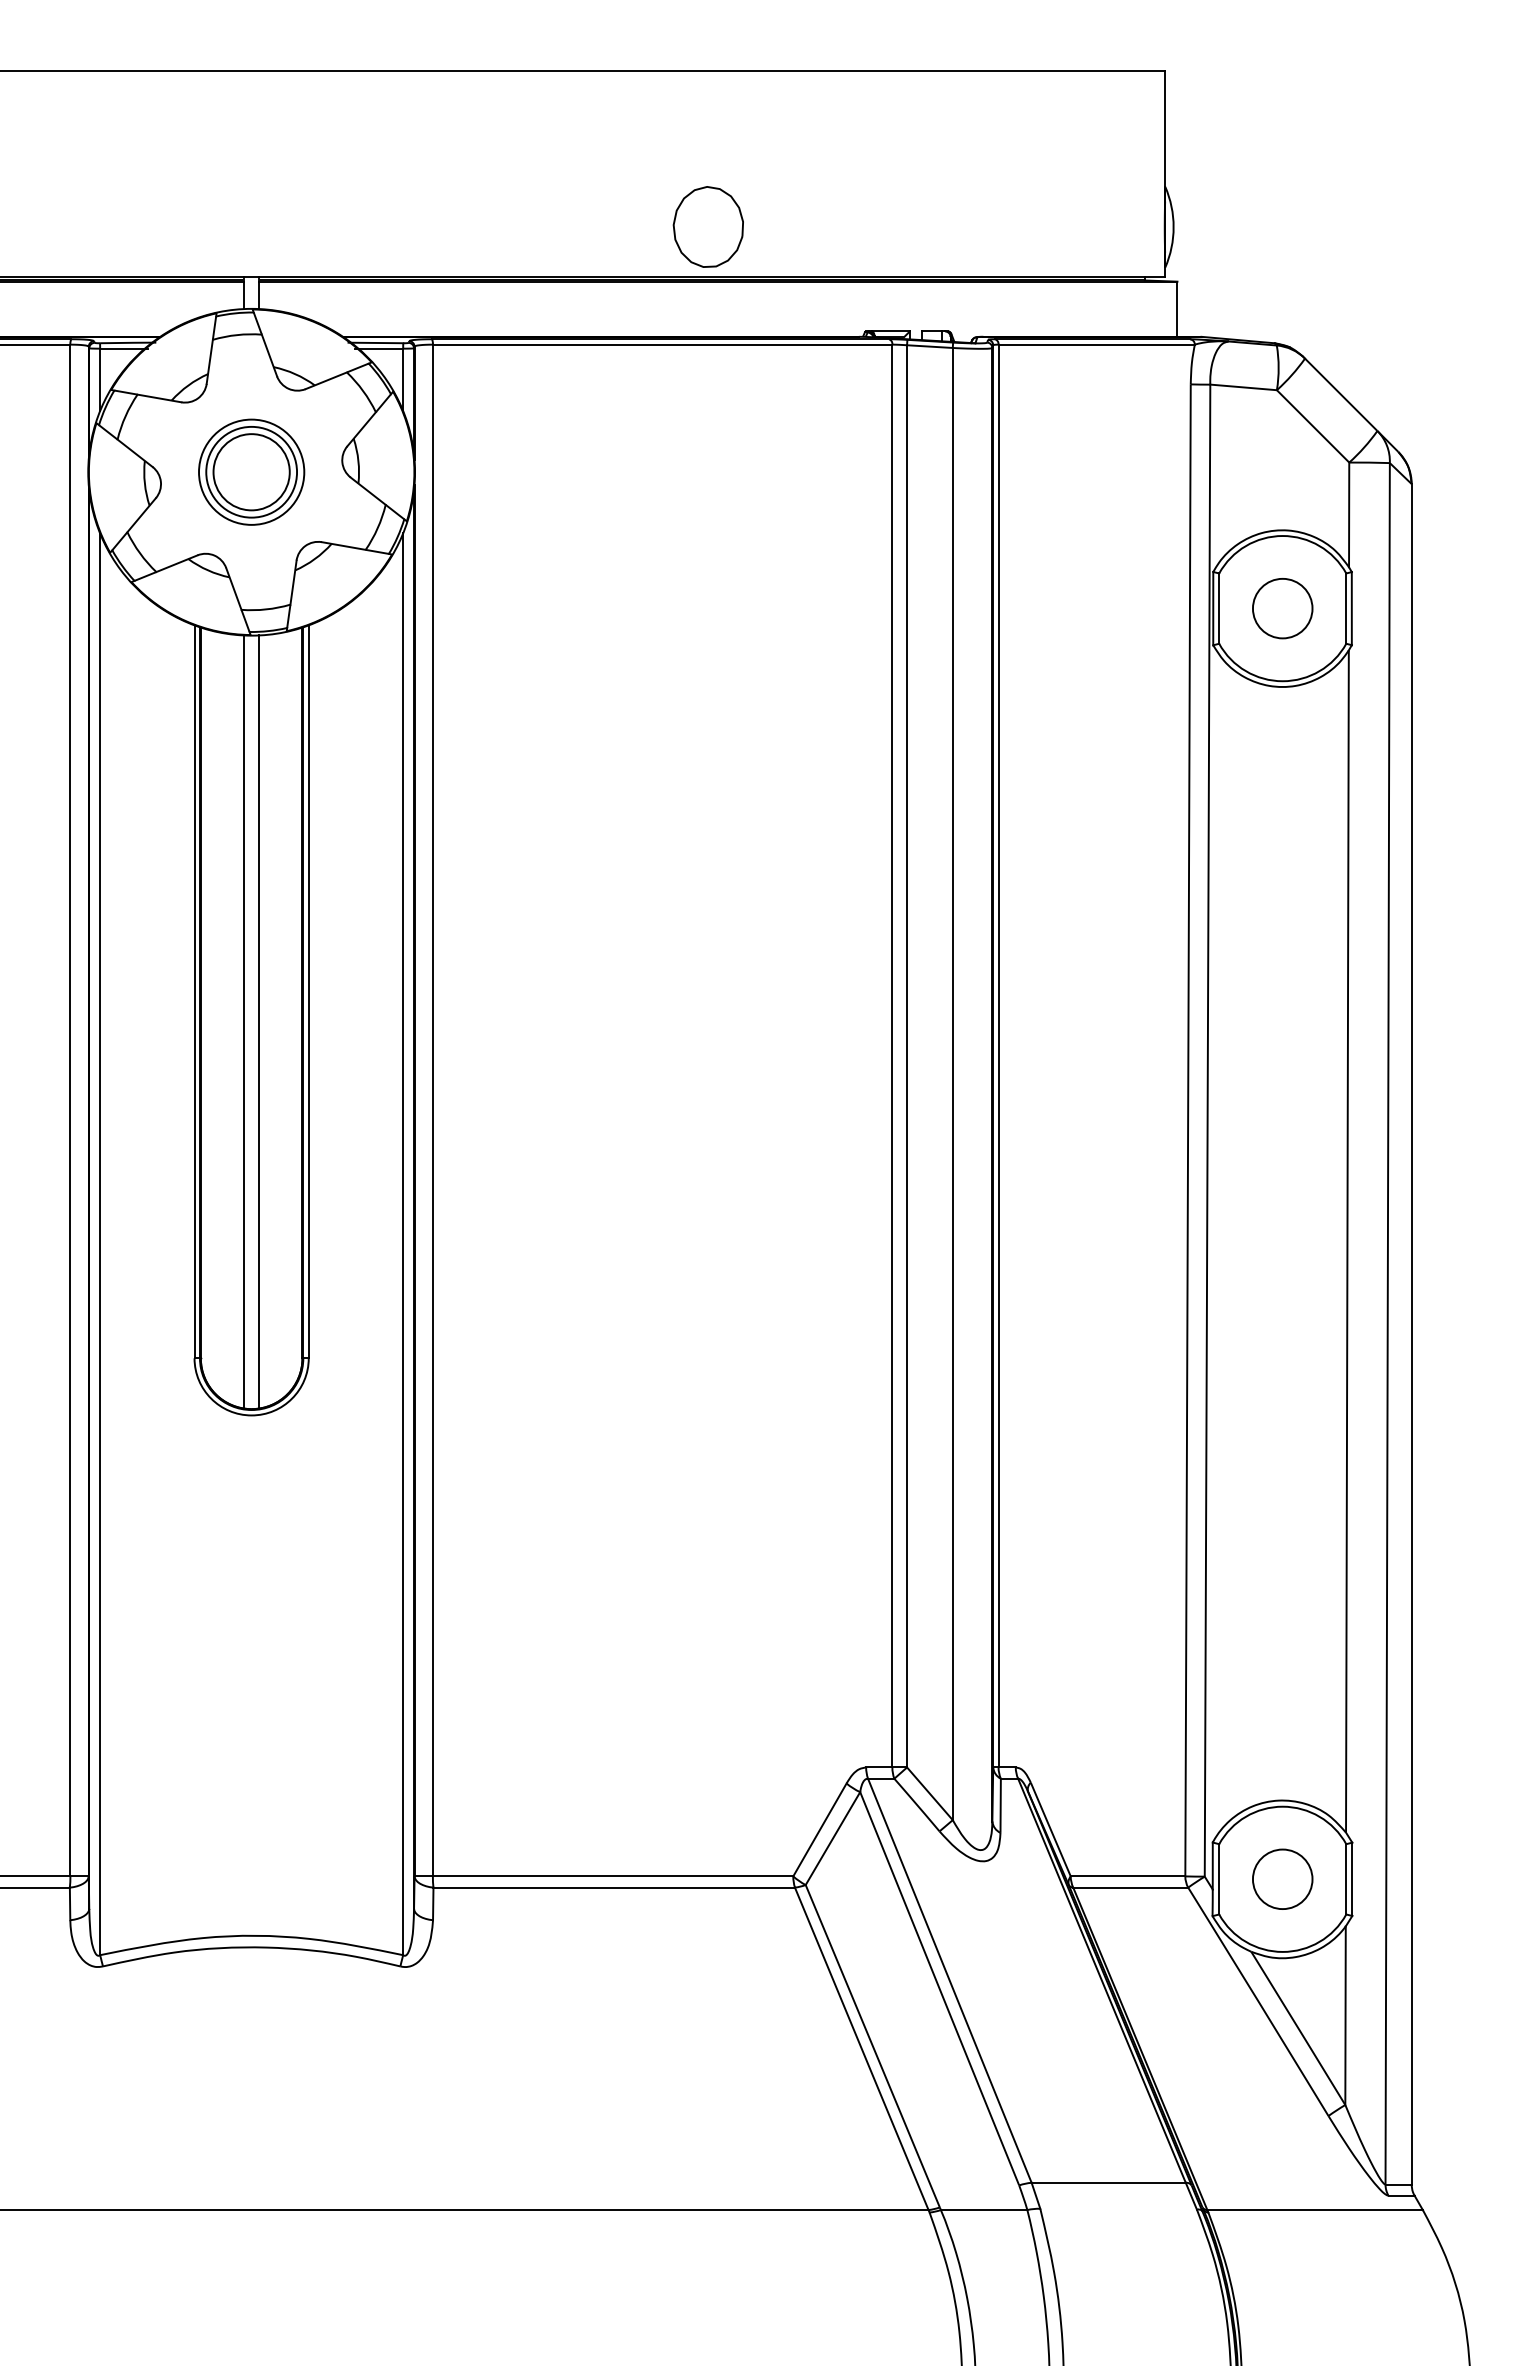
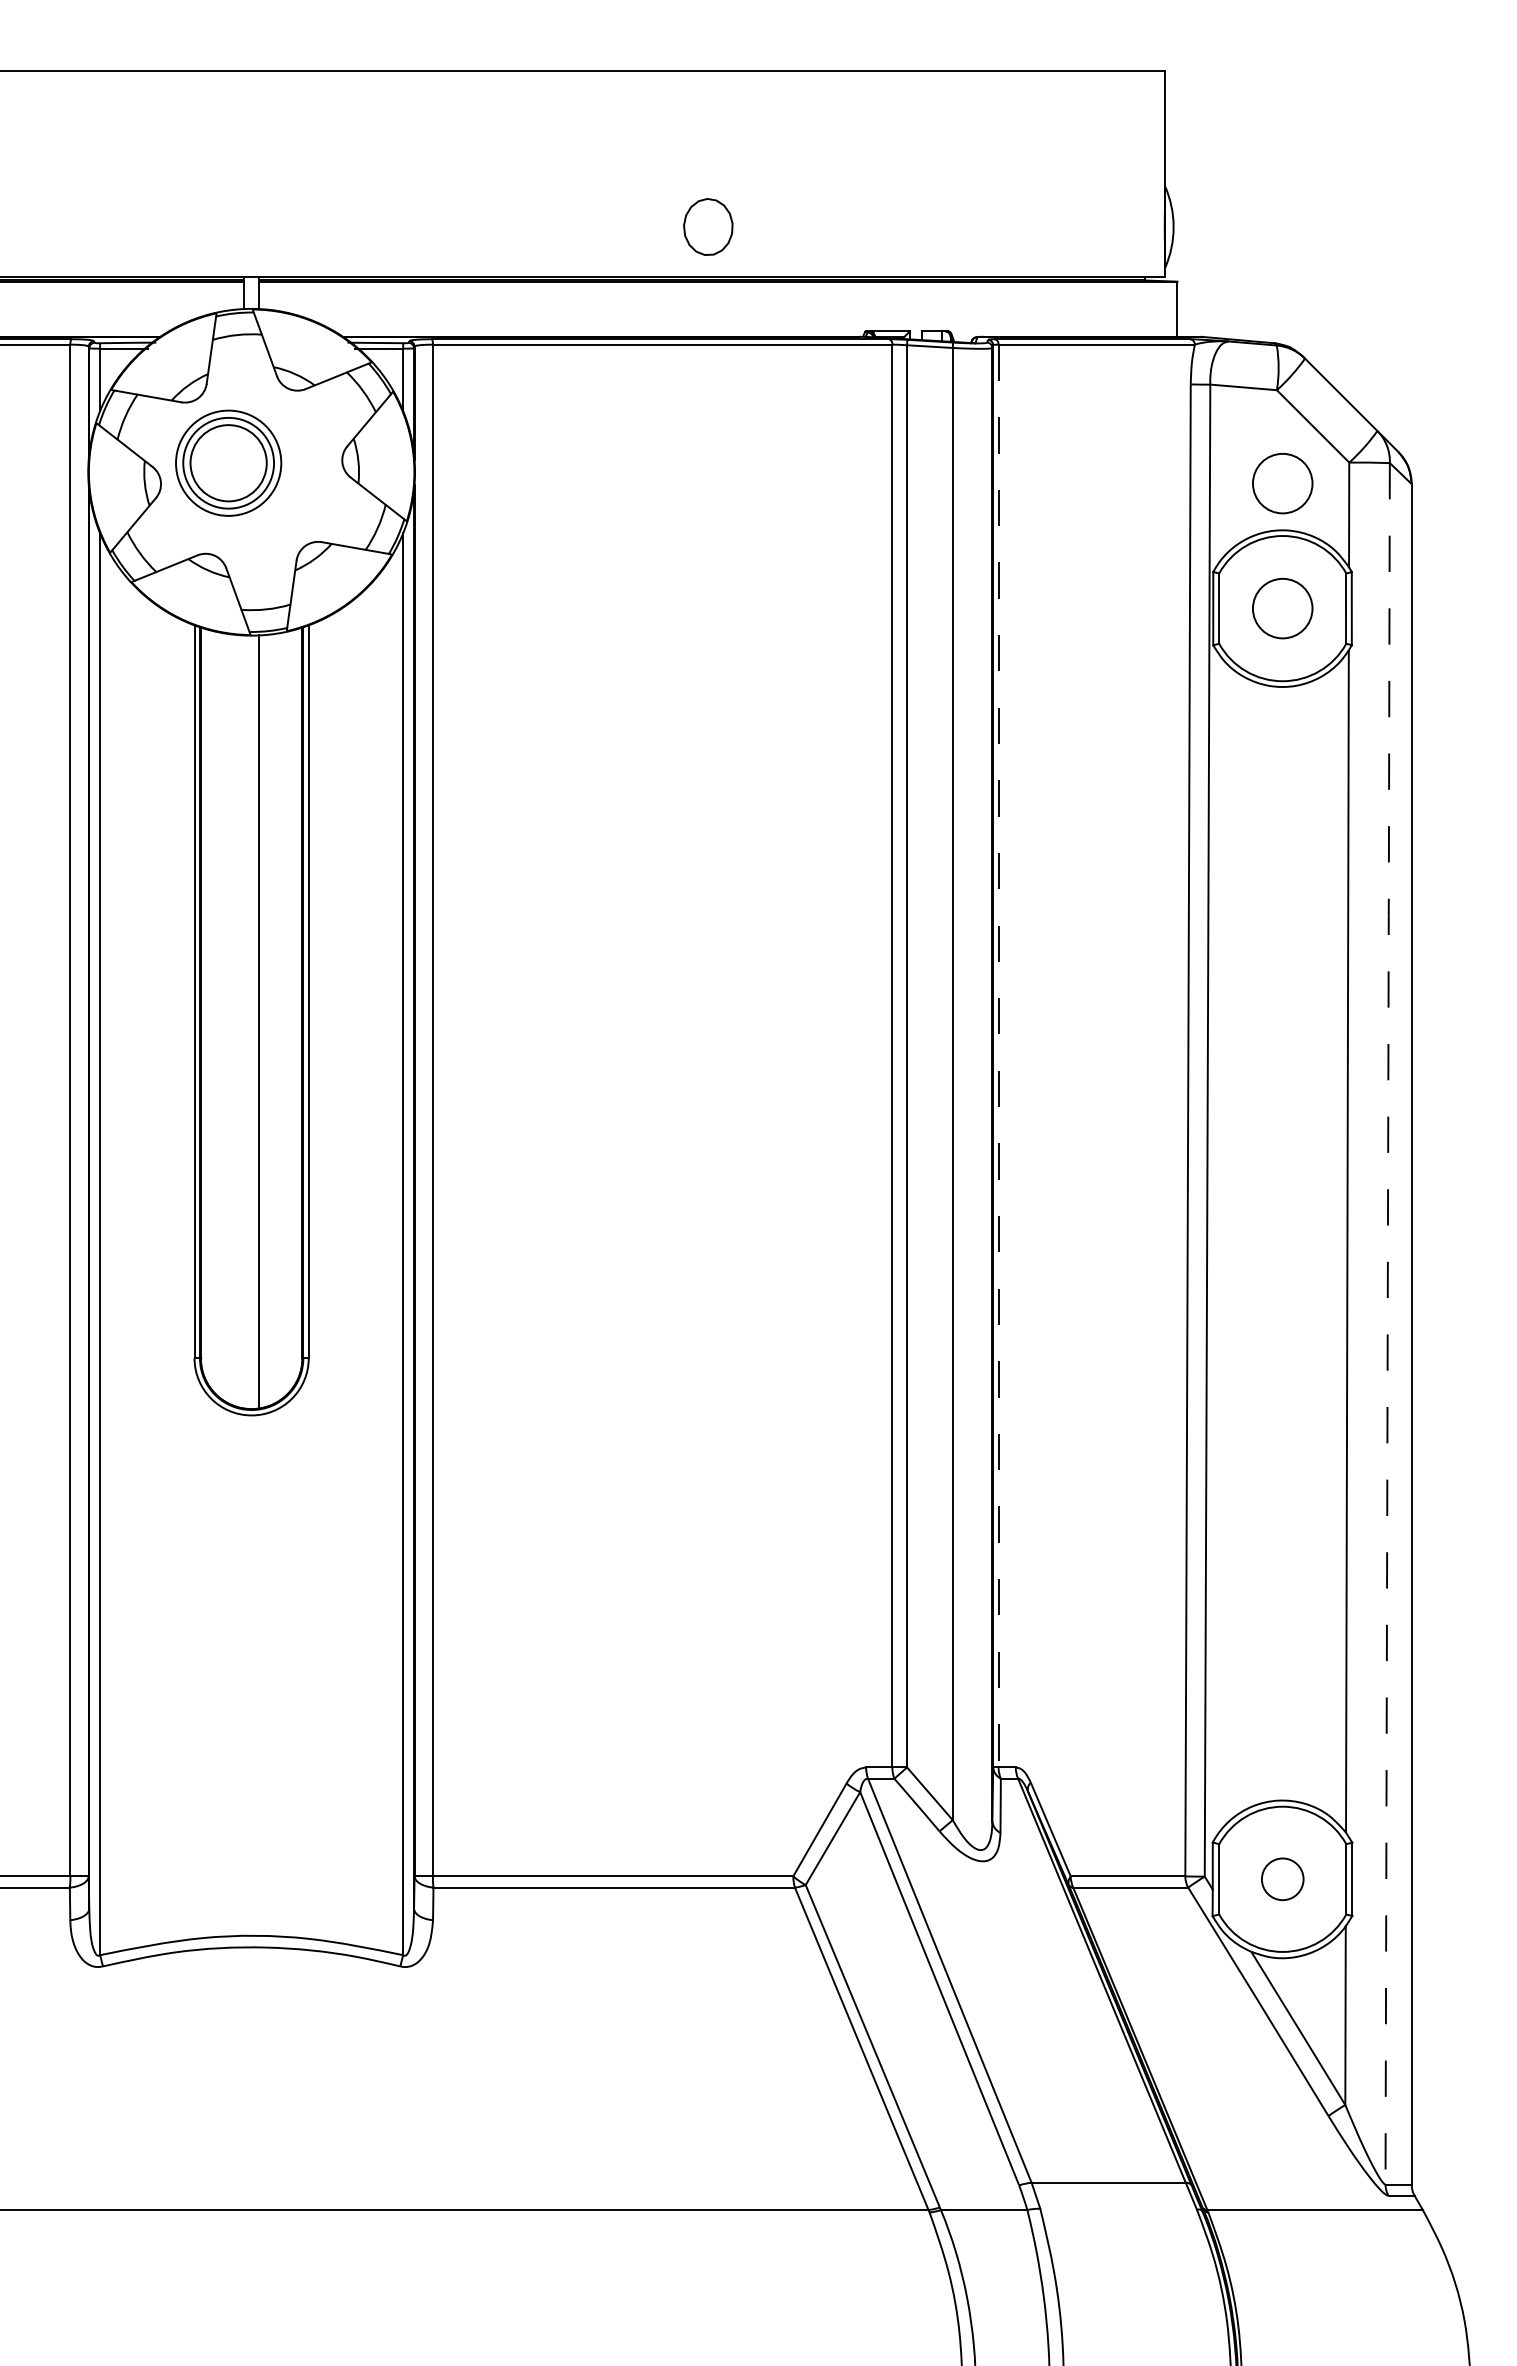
part size: 72x82 px -> 51x58 px (708, 226)
part position: (251, 471) -> (228, 462) (228, 462)
circle: none -> present (1282, 483)
line: present -> none (244, 1021)
line: solid -> dashed (998, 1056)
line: solid -> dashed (1387, 1322)
circle diameter: 60 px -> 42 px (1282, 1879)
